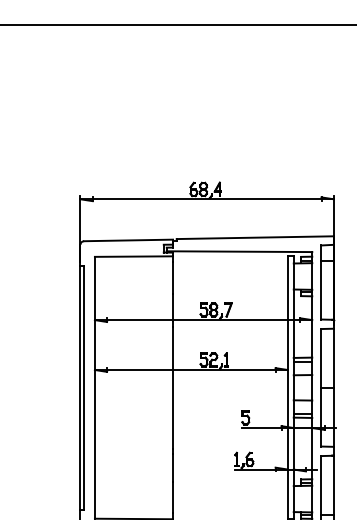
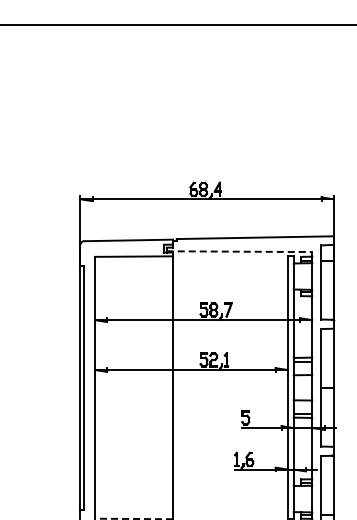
line: solid -> dashed (239, 251)
line: solid -> dashed (133, 518)
